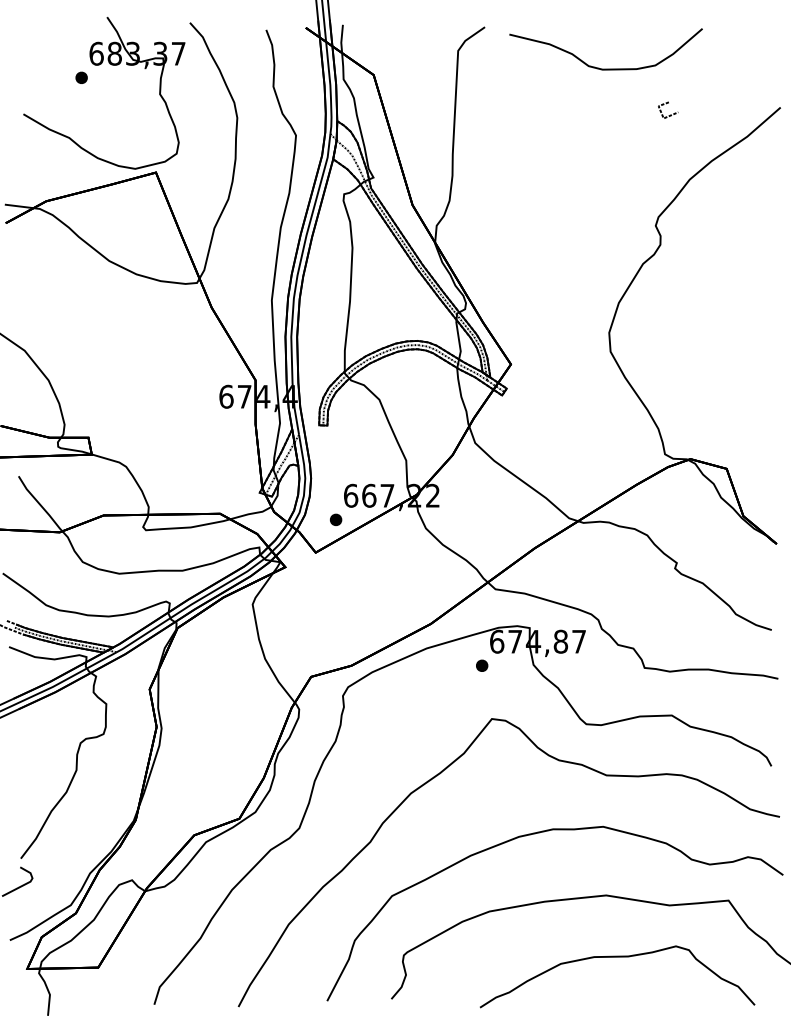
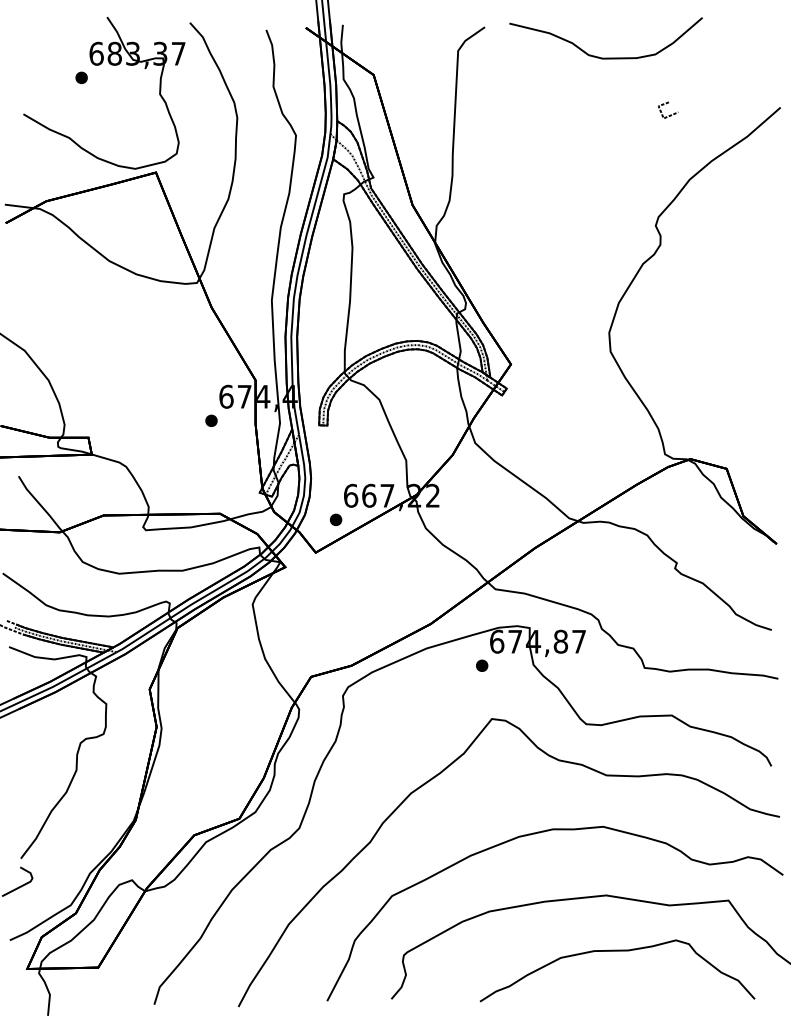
curve position: (599, 67) -> (599, 56) (599, 56)
part: none -> present (211, 420)
curve position: (617, 957) -> (617, 951) (617, 951)
